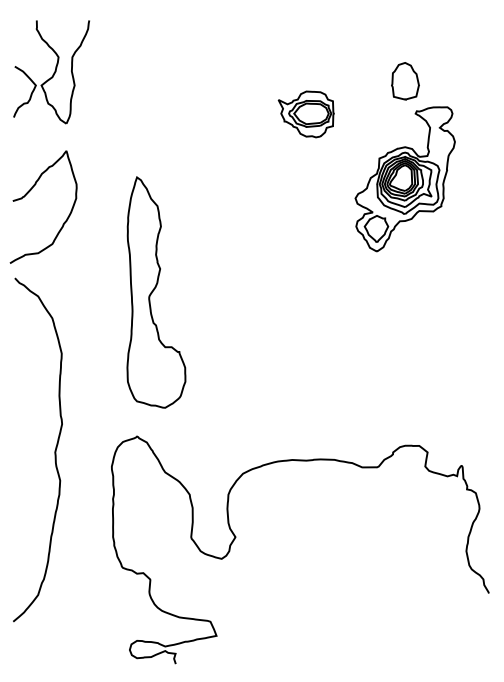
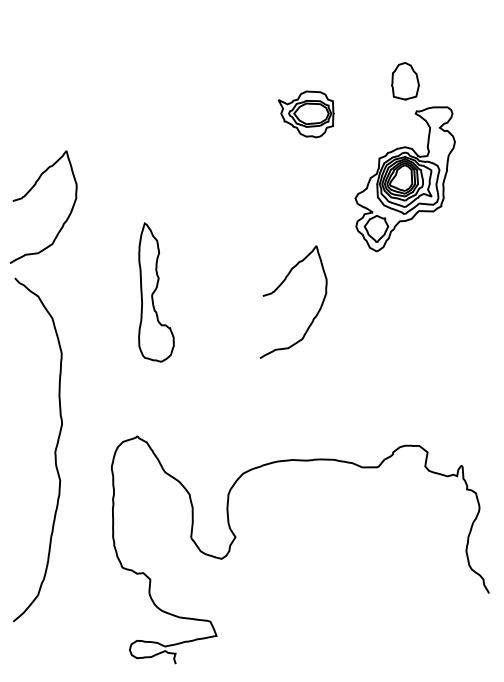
part: present -> none (51, 72)
curve: none -> present (279, 287)
part size: 61x233 px -> 37x141 px (156, 292)
